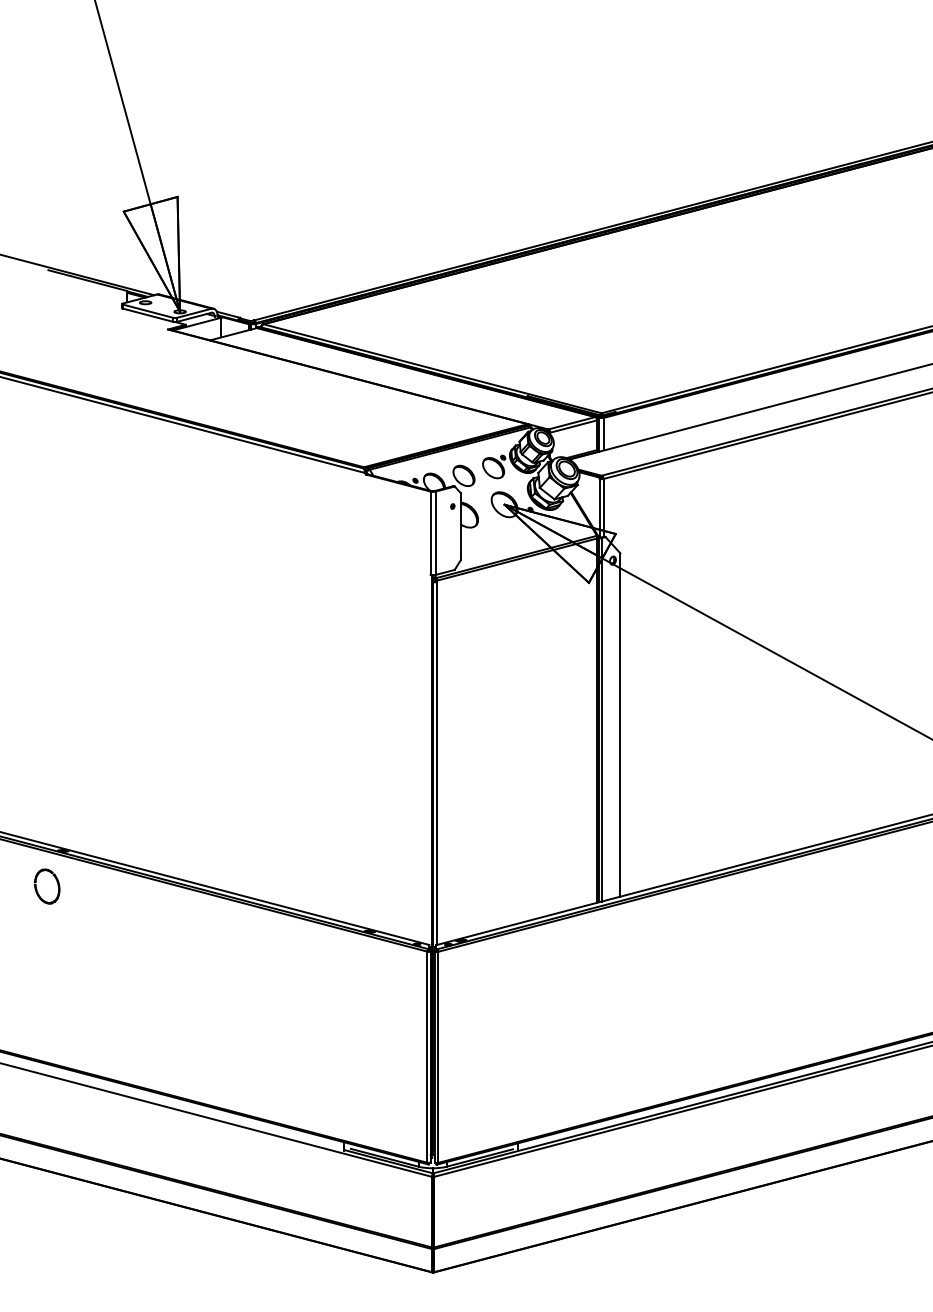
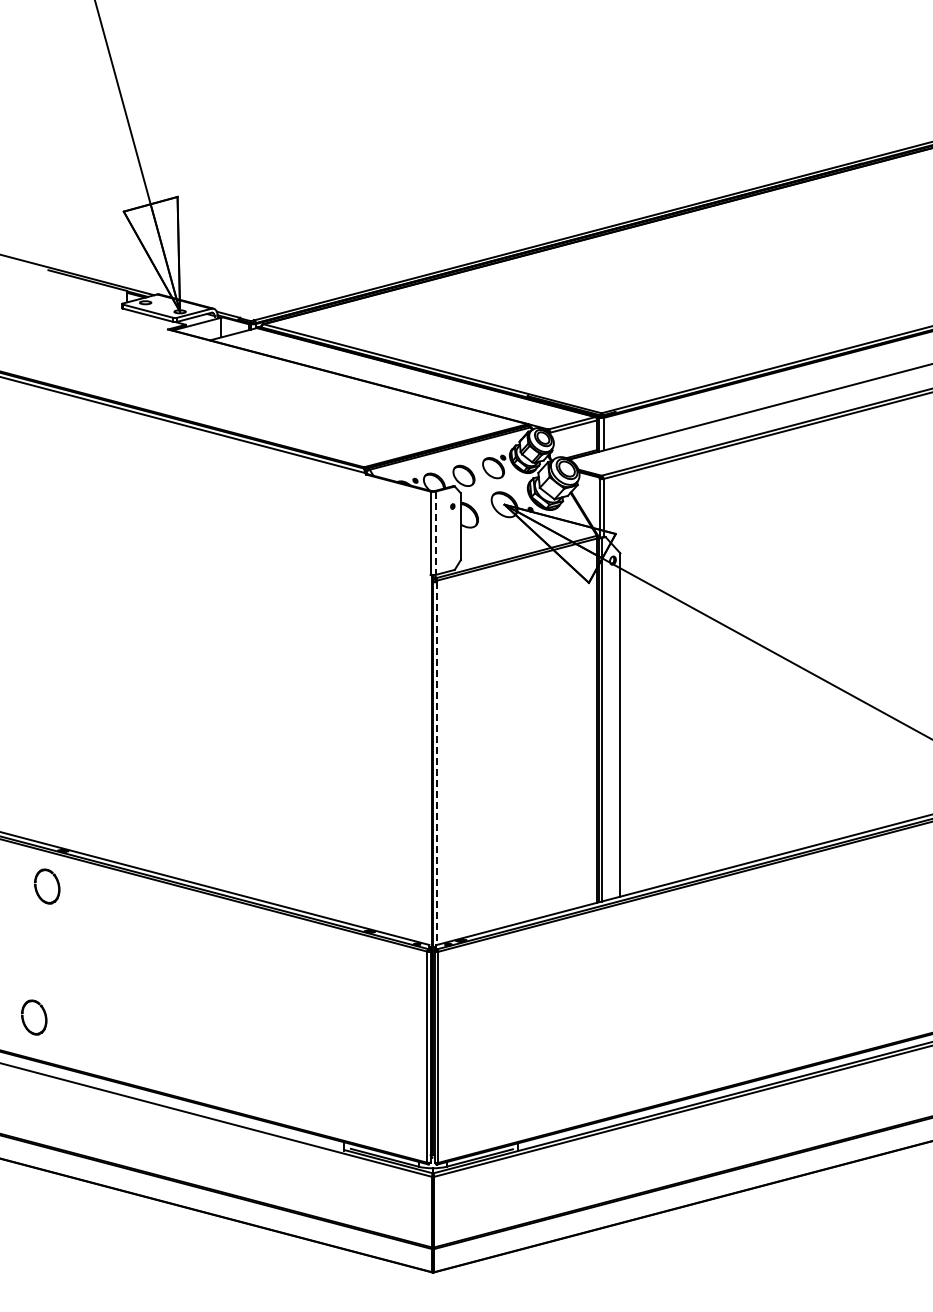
line: solid -> dashed (435, 533)
line: solid -> dashed (437, 763)
part: none -> present (34, 1017)
